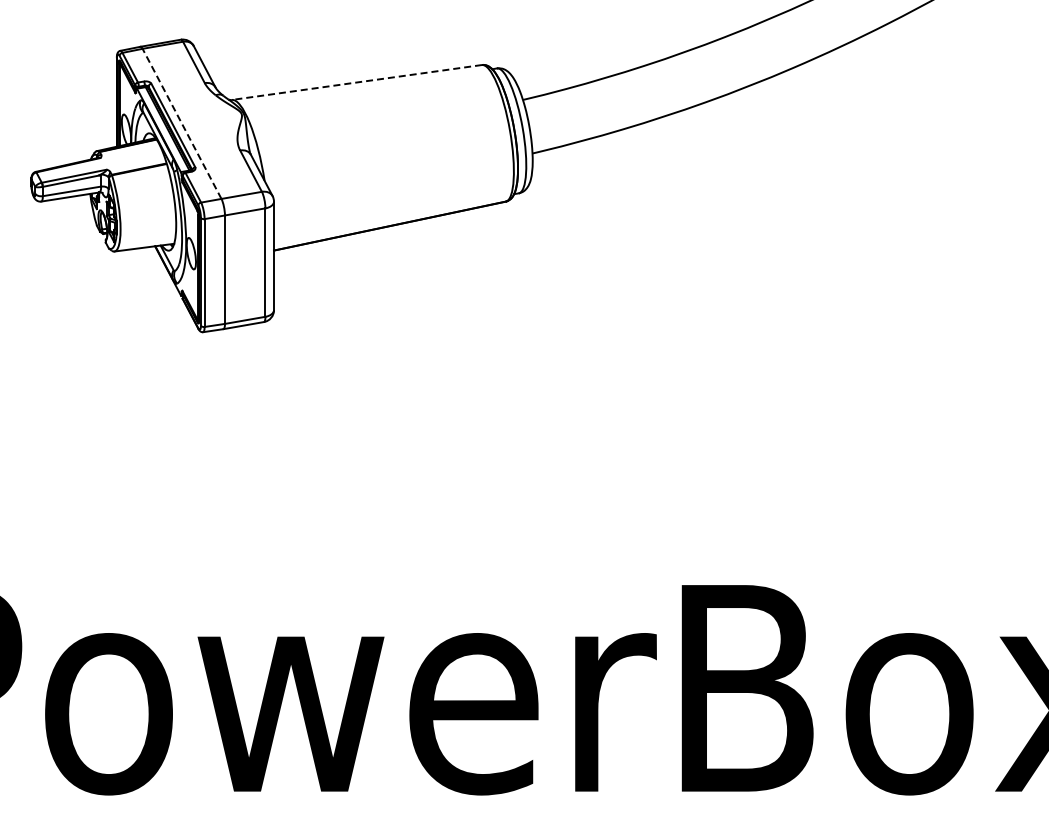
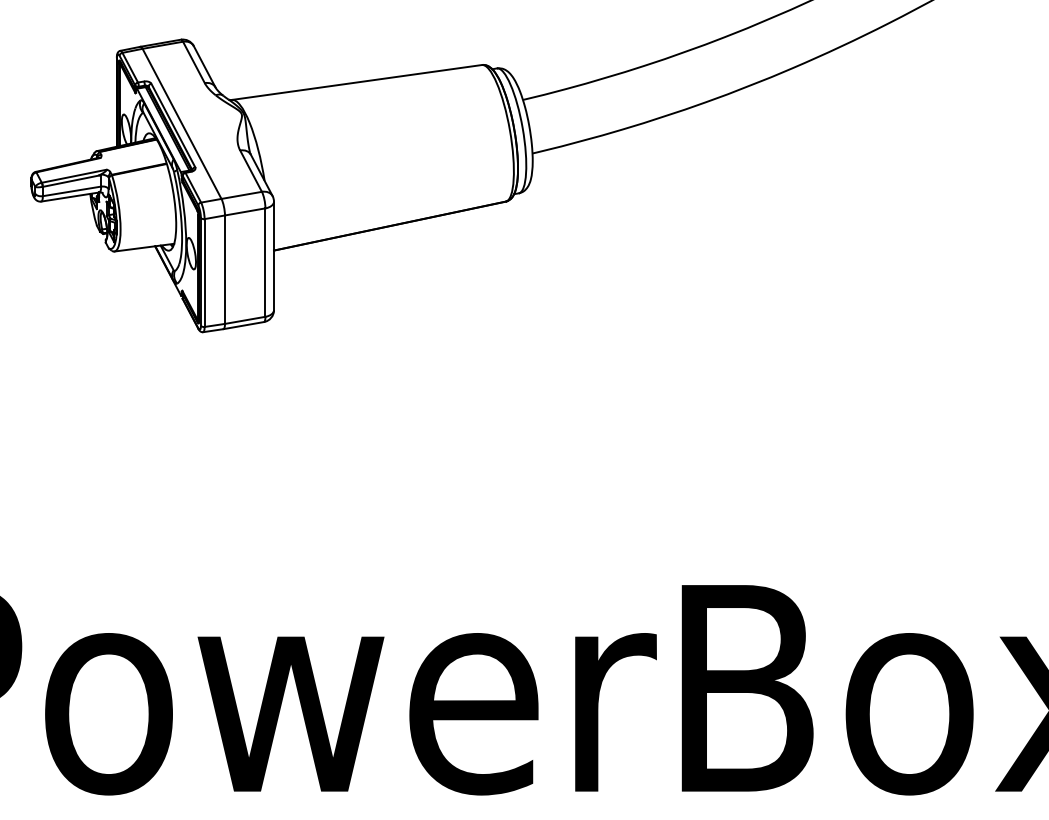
line: dashed -> solid (356, 82)
line: dashed -> solid (182, 123)
